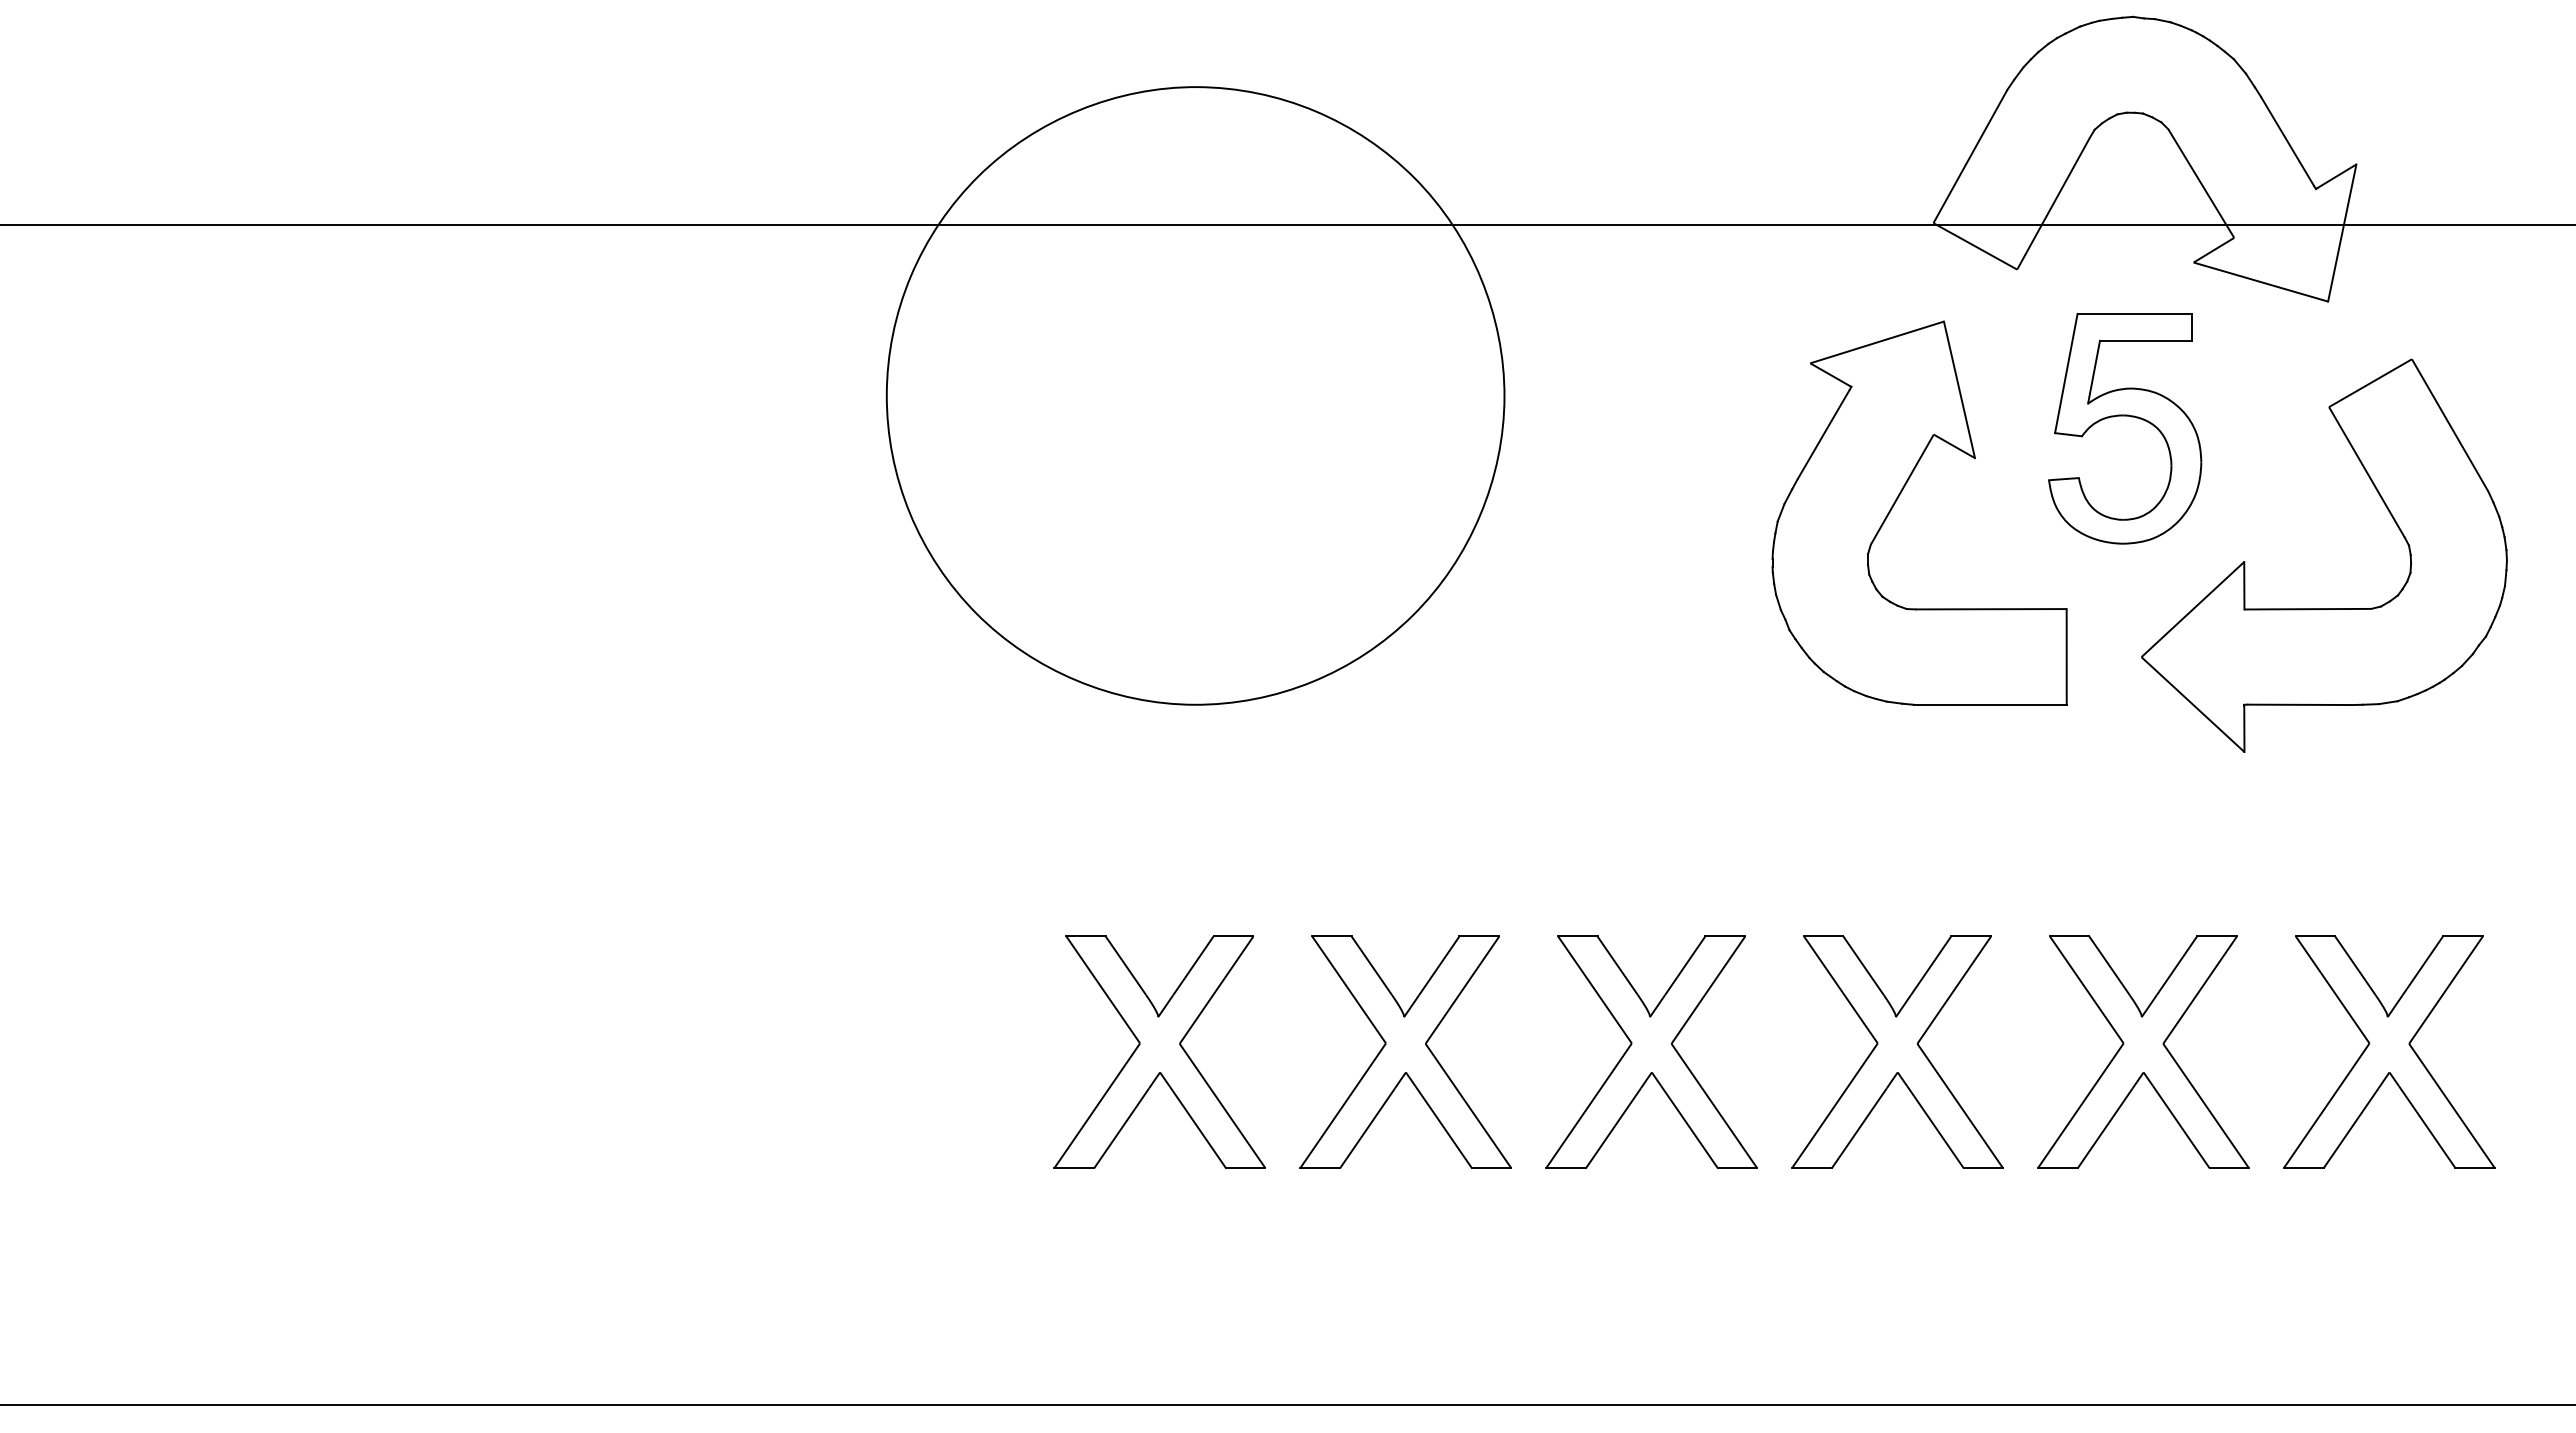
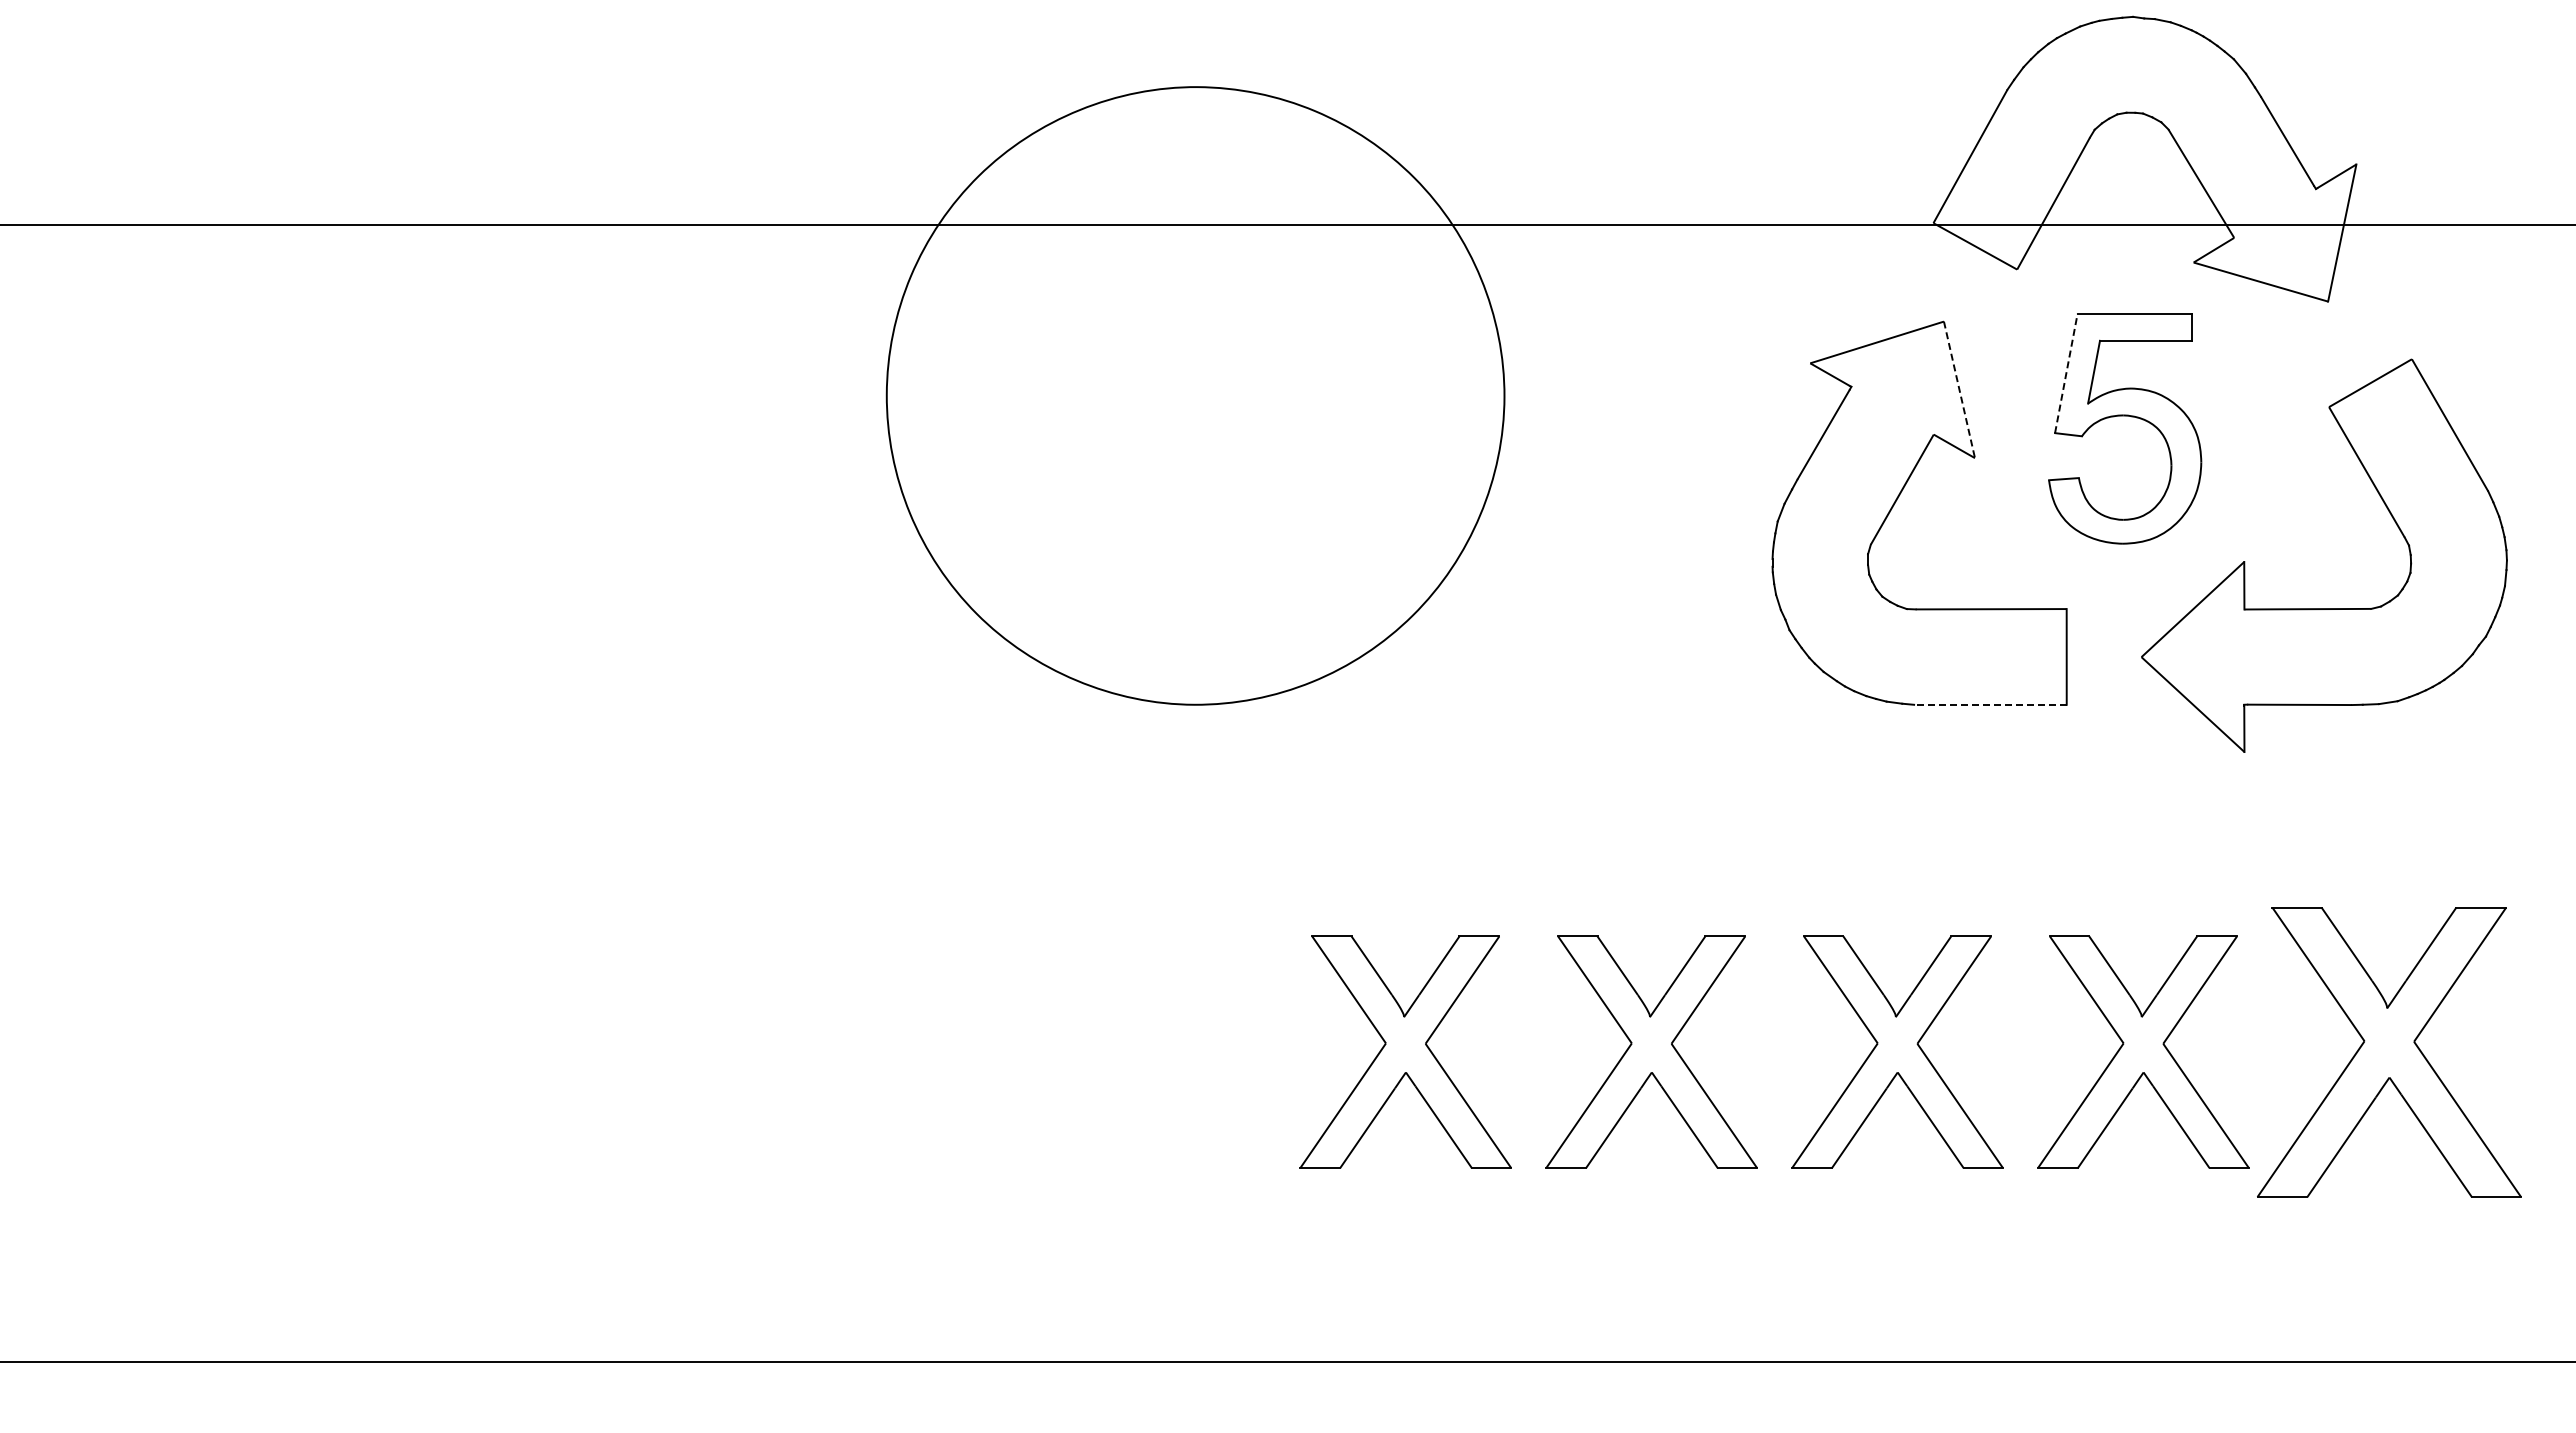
line: solid -> dashed (2066, 373)
line: solid -> dashed (1959, 390)
line: solid -> dashed (1989, 704)
part: present -> none (1159, 1051)
part size: 213x234 px -> 265x291 px (2389, 1052)
line position: (1287, 1405) -> (1287, 1362) (1287, 1362)
